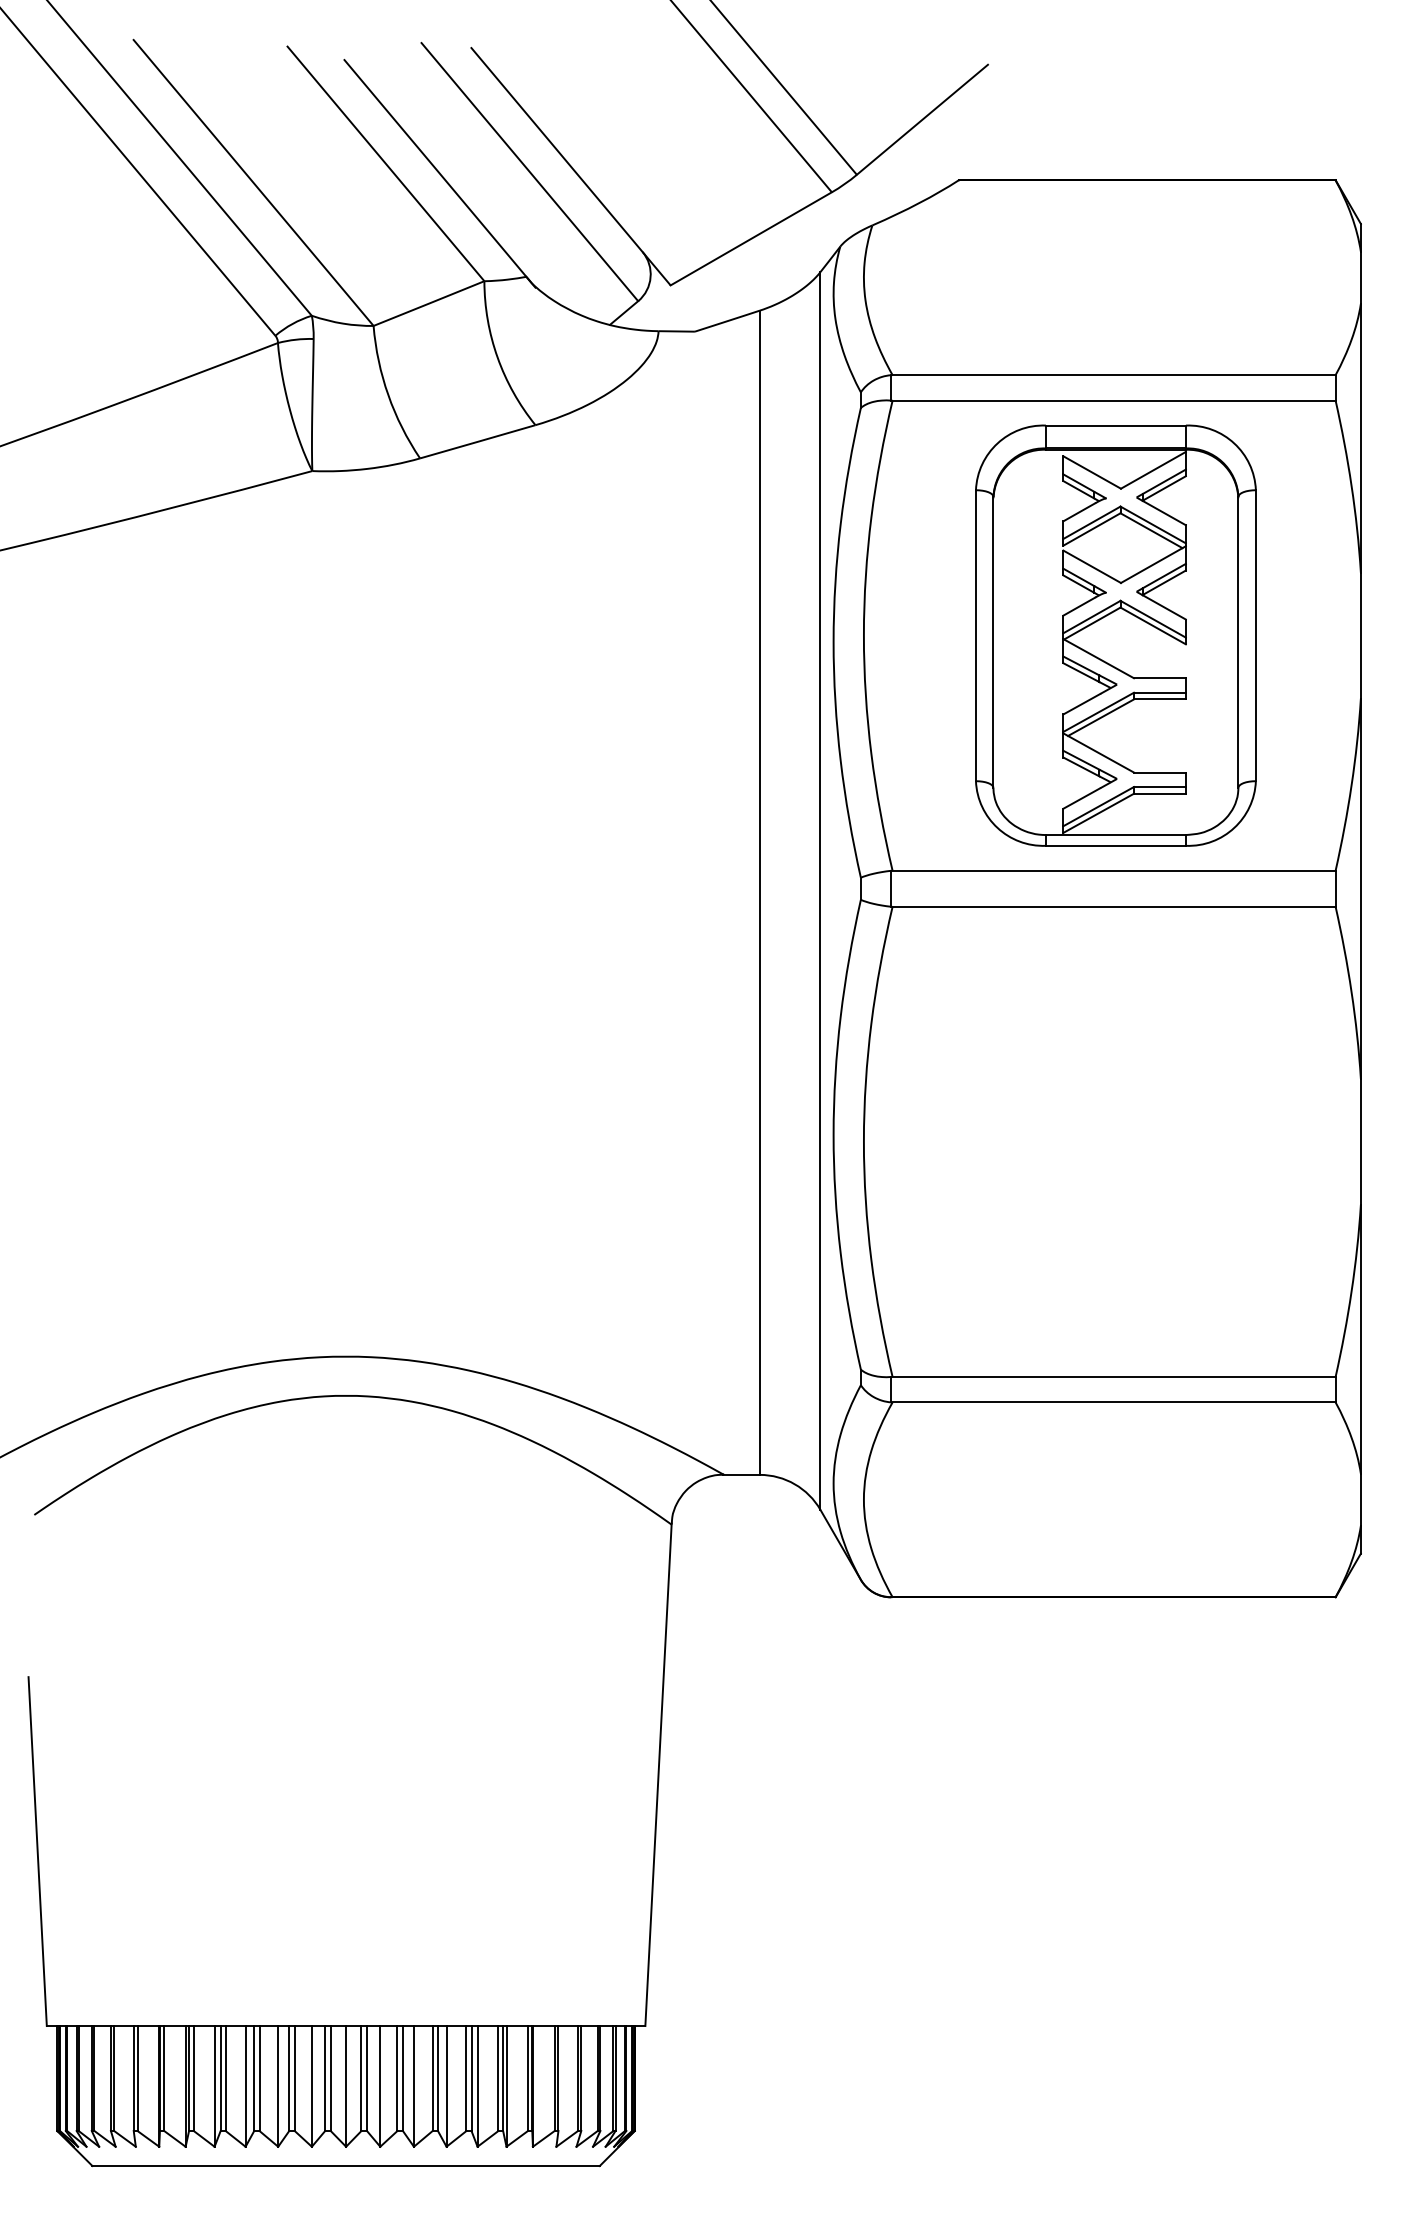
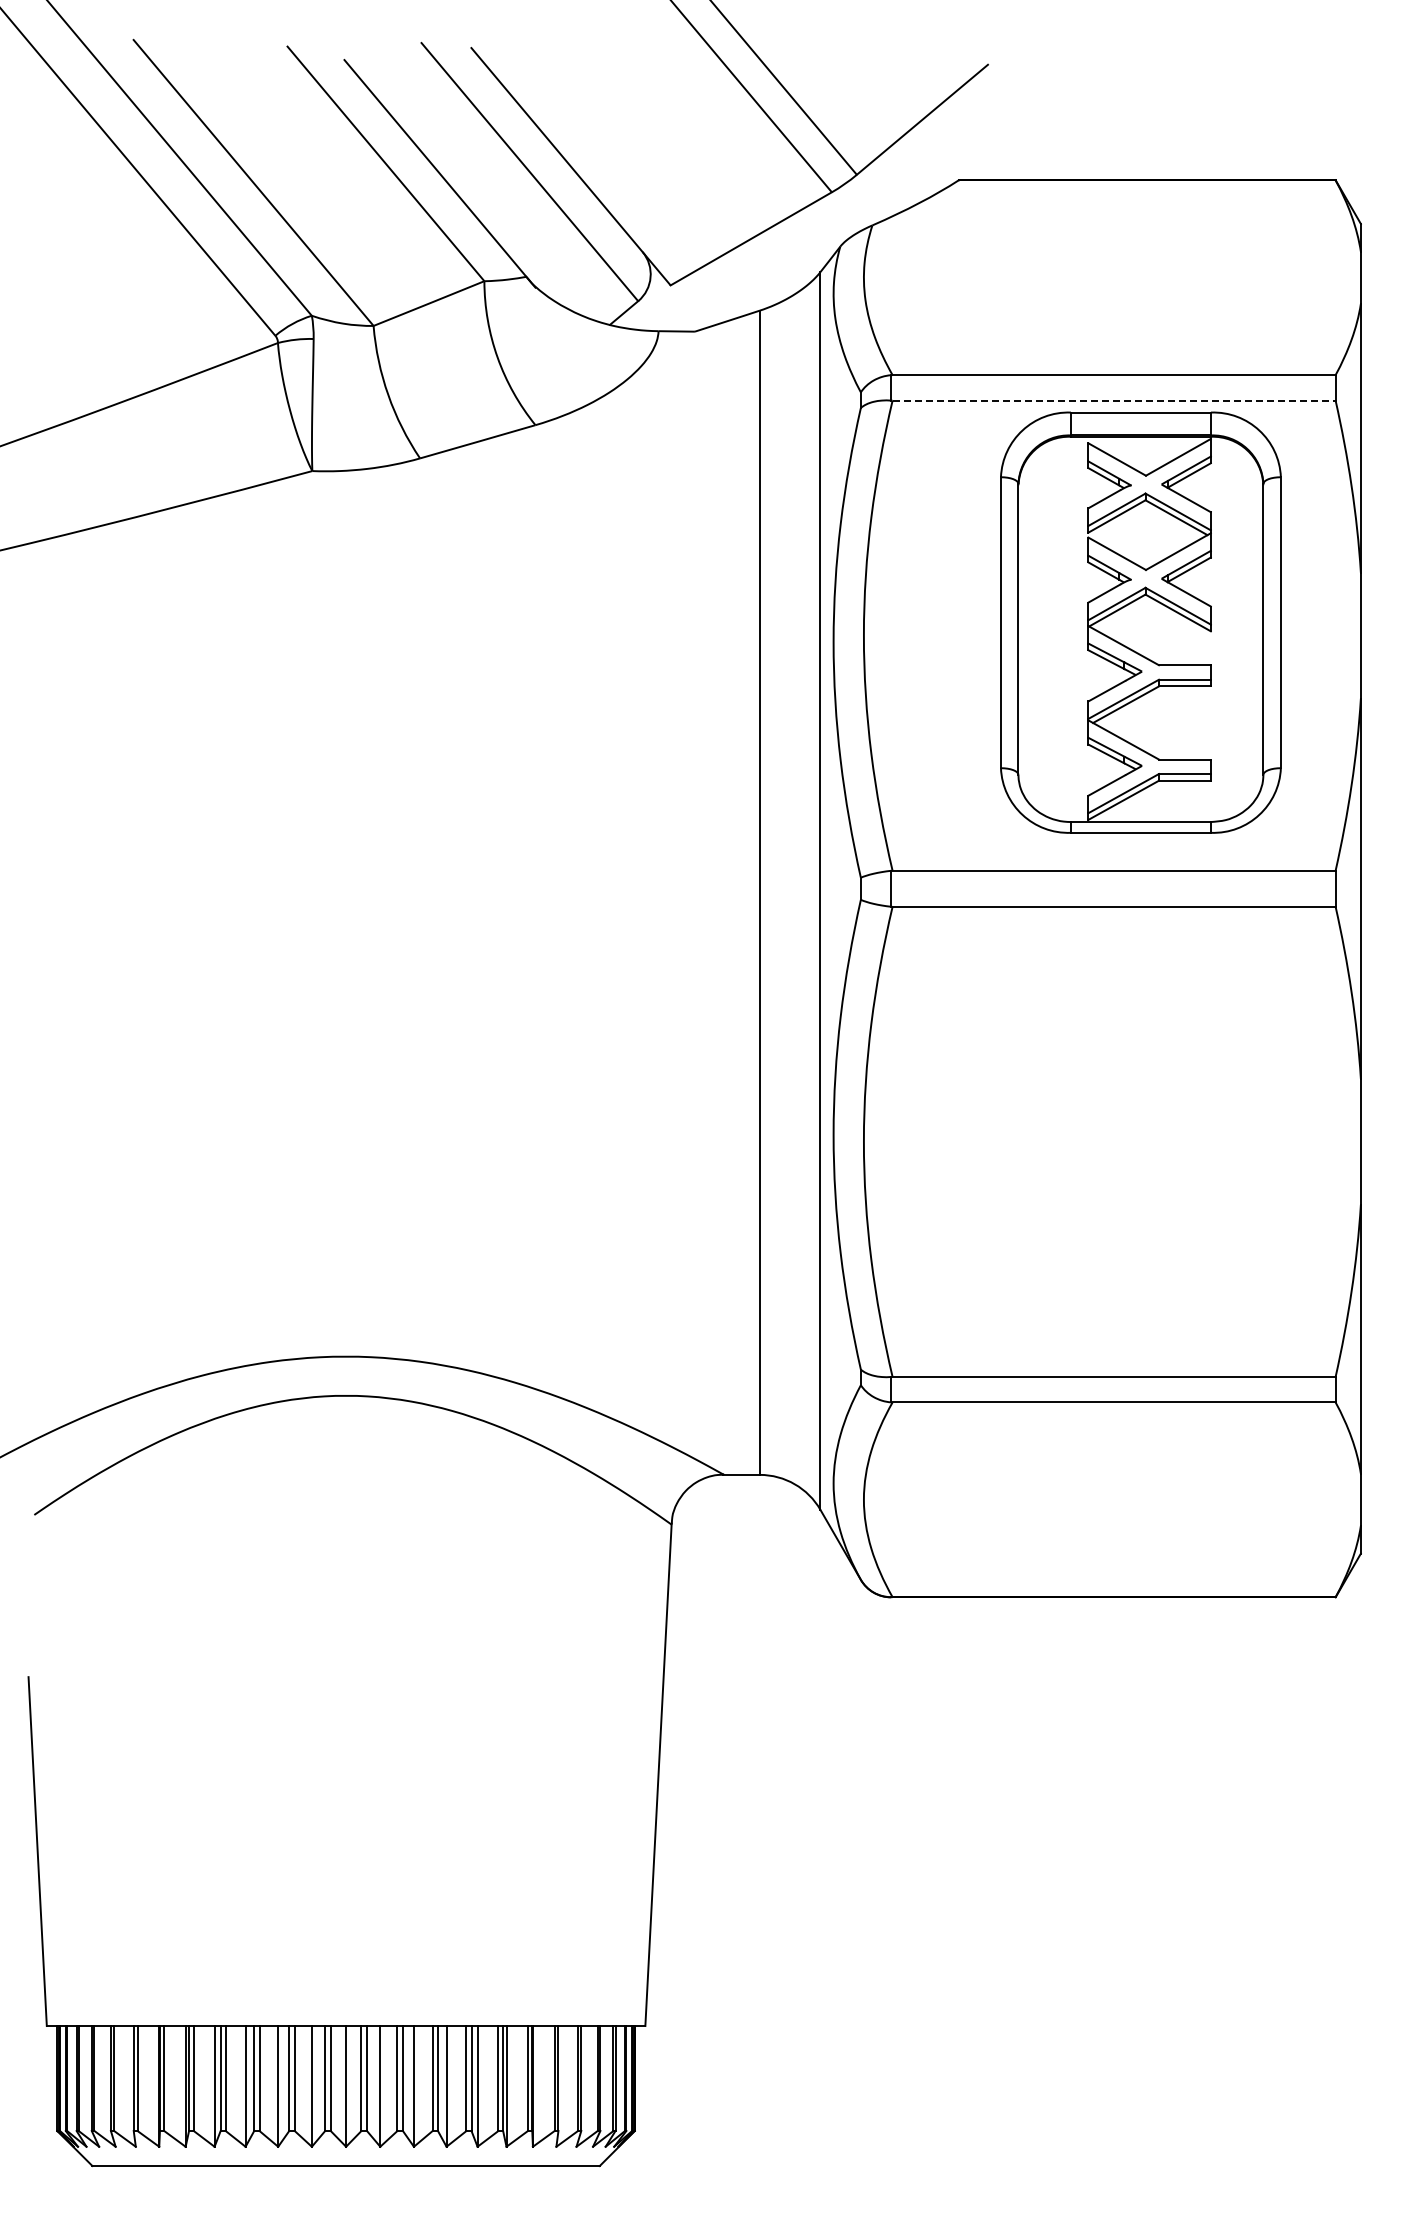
line: solid -> dashed (1114, 400)
part position: (1115, 635) -> (1140, 622) (1140, 622)
